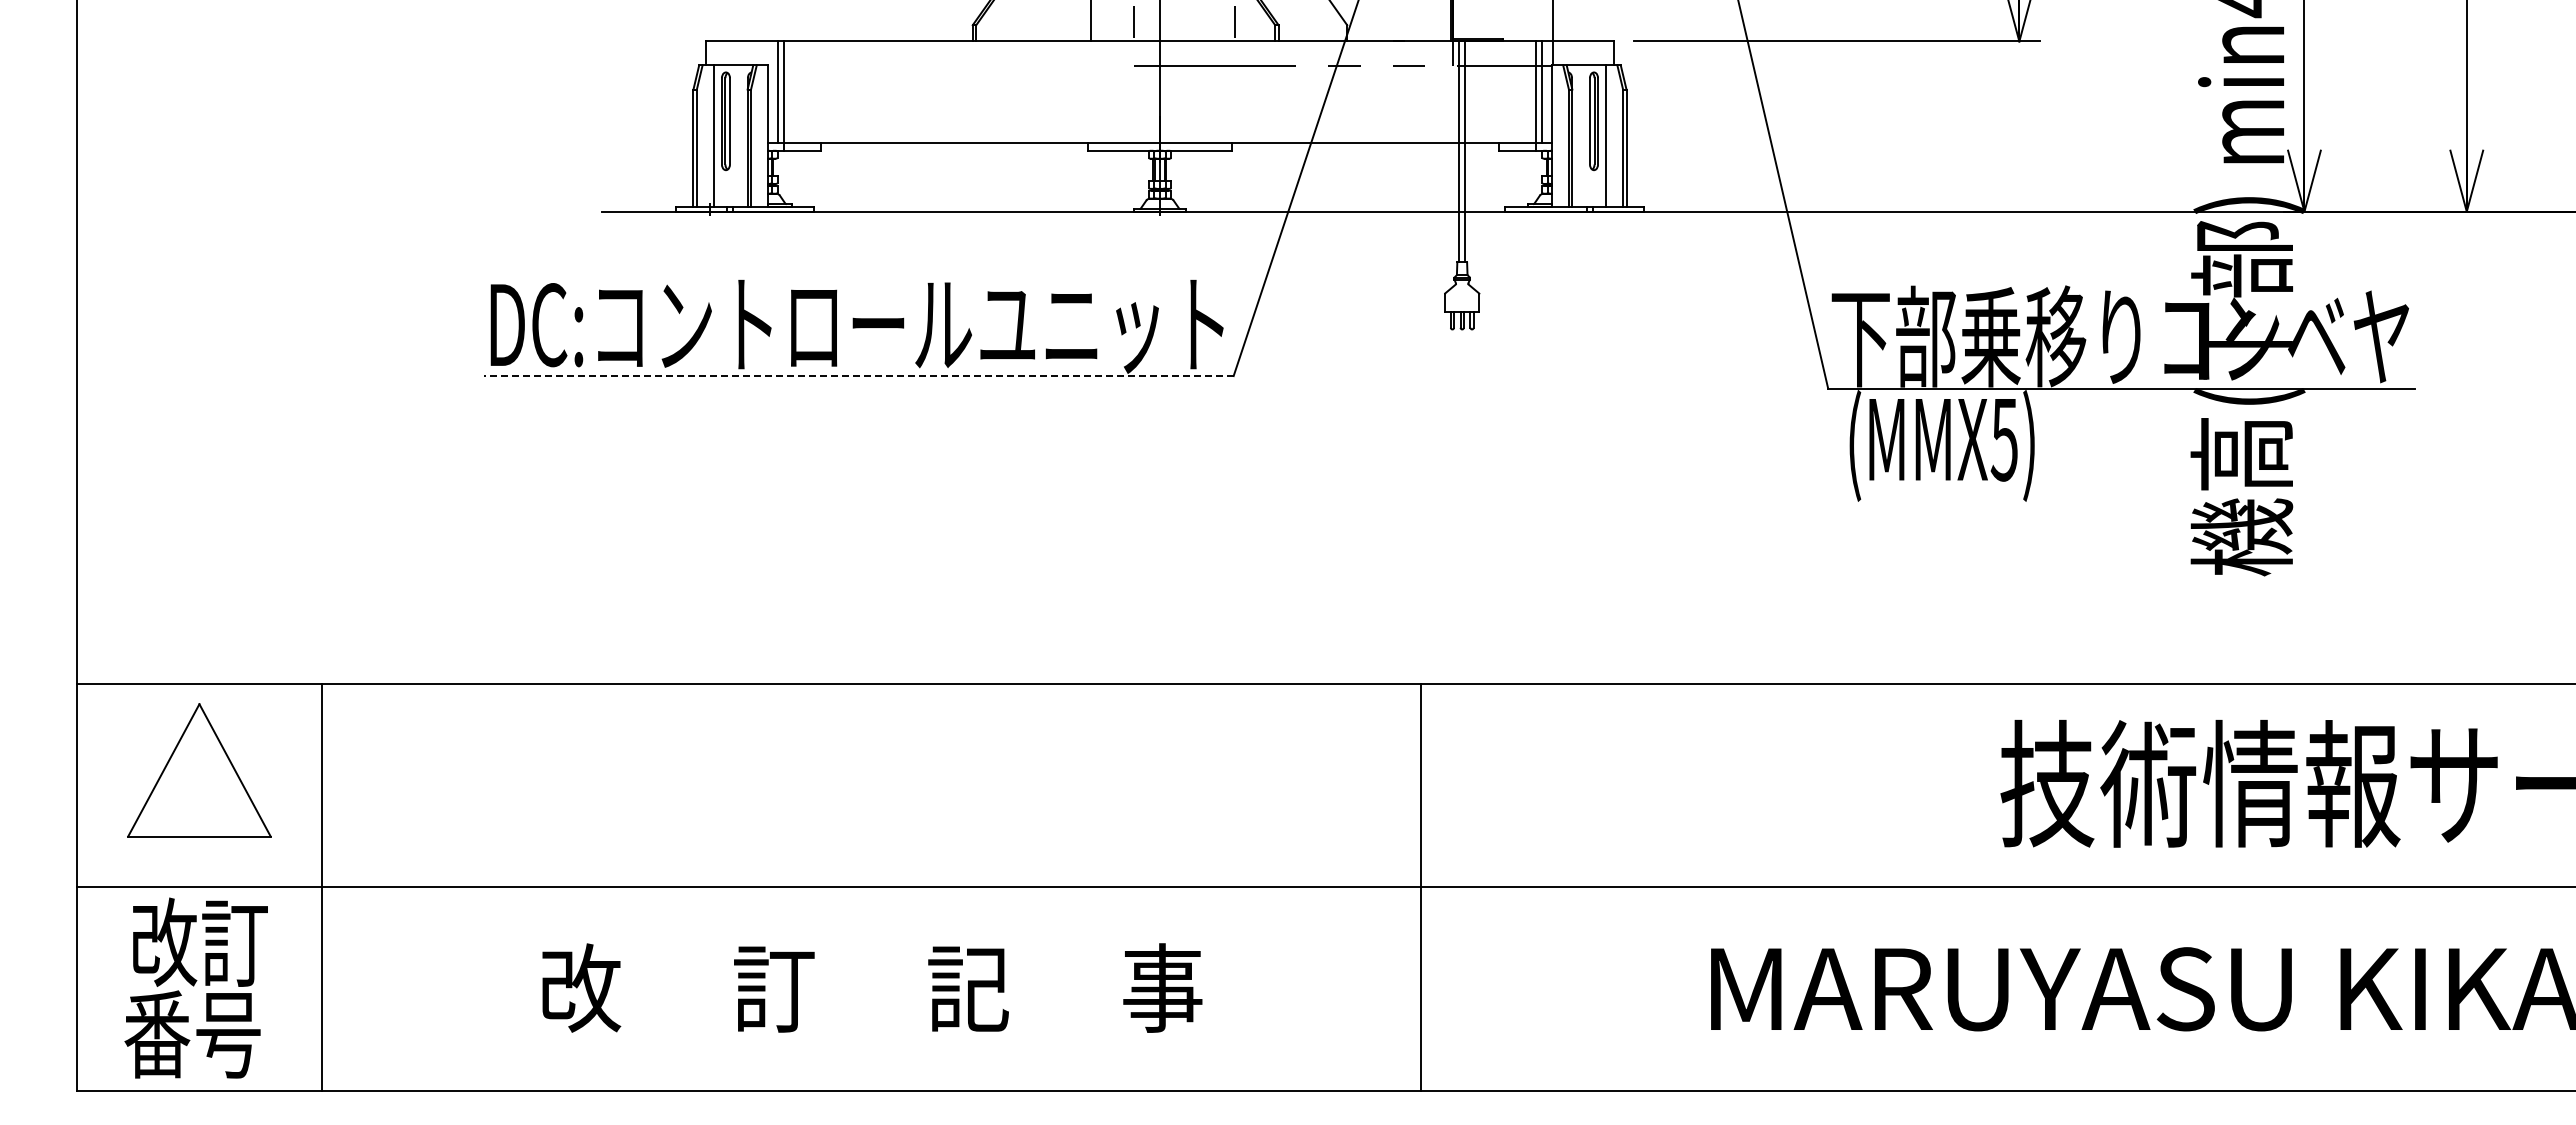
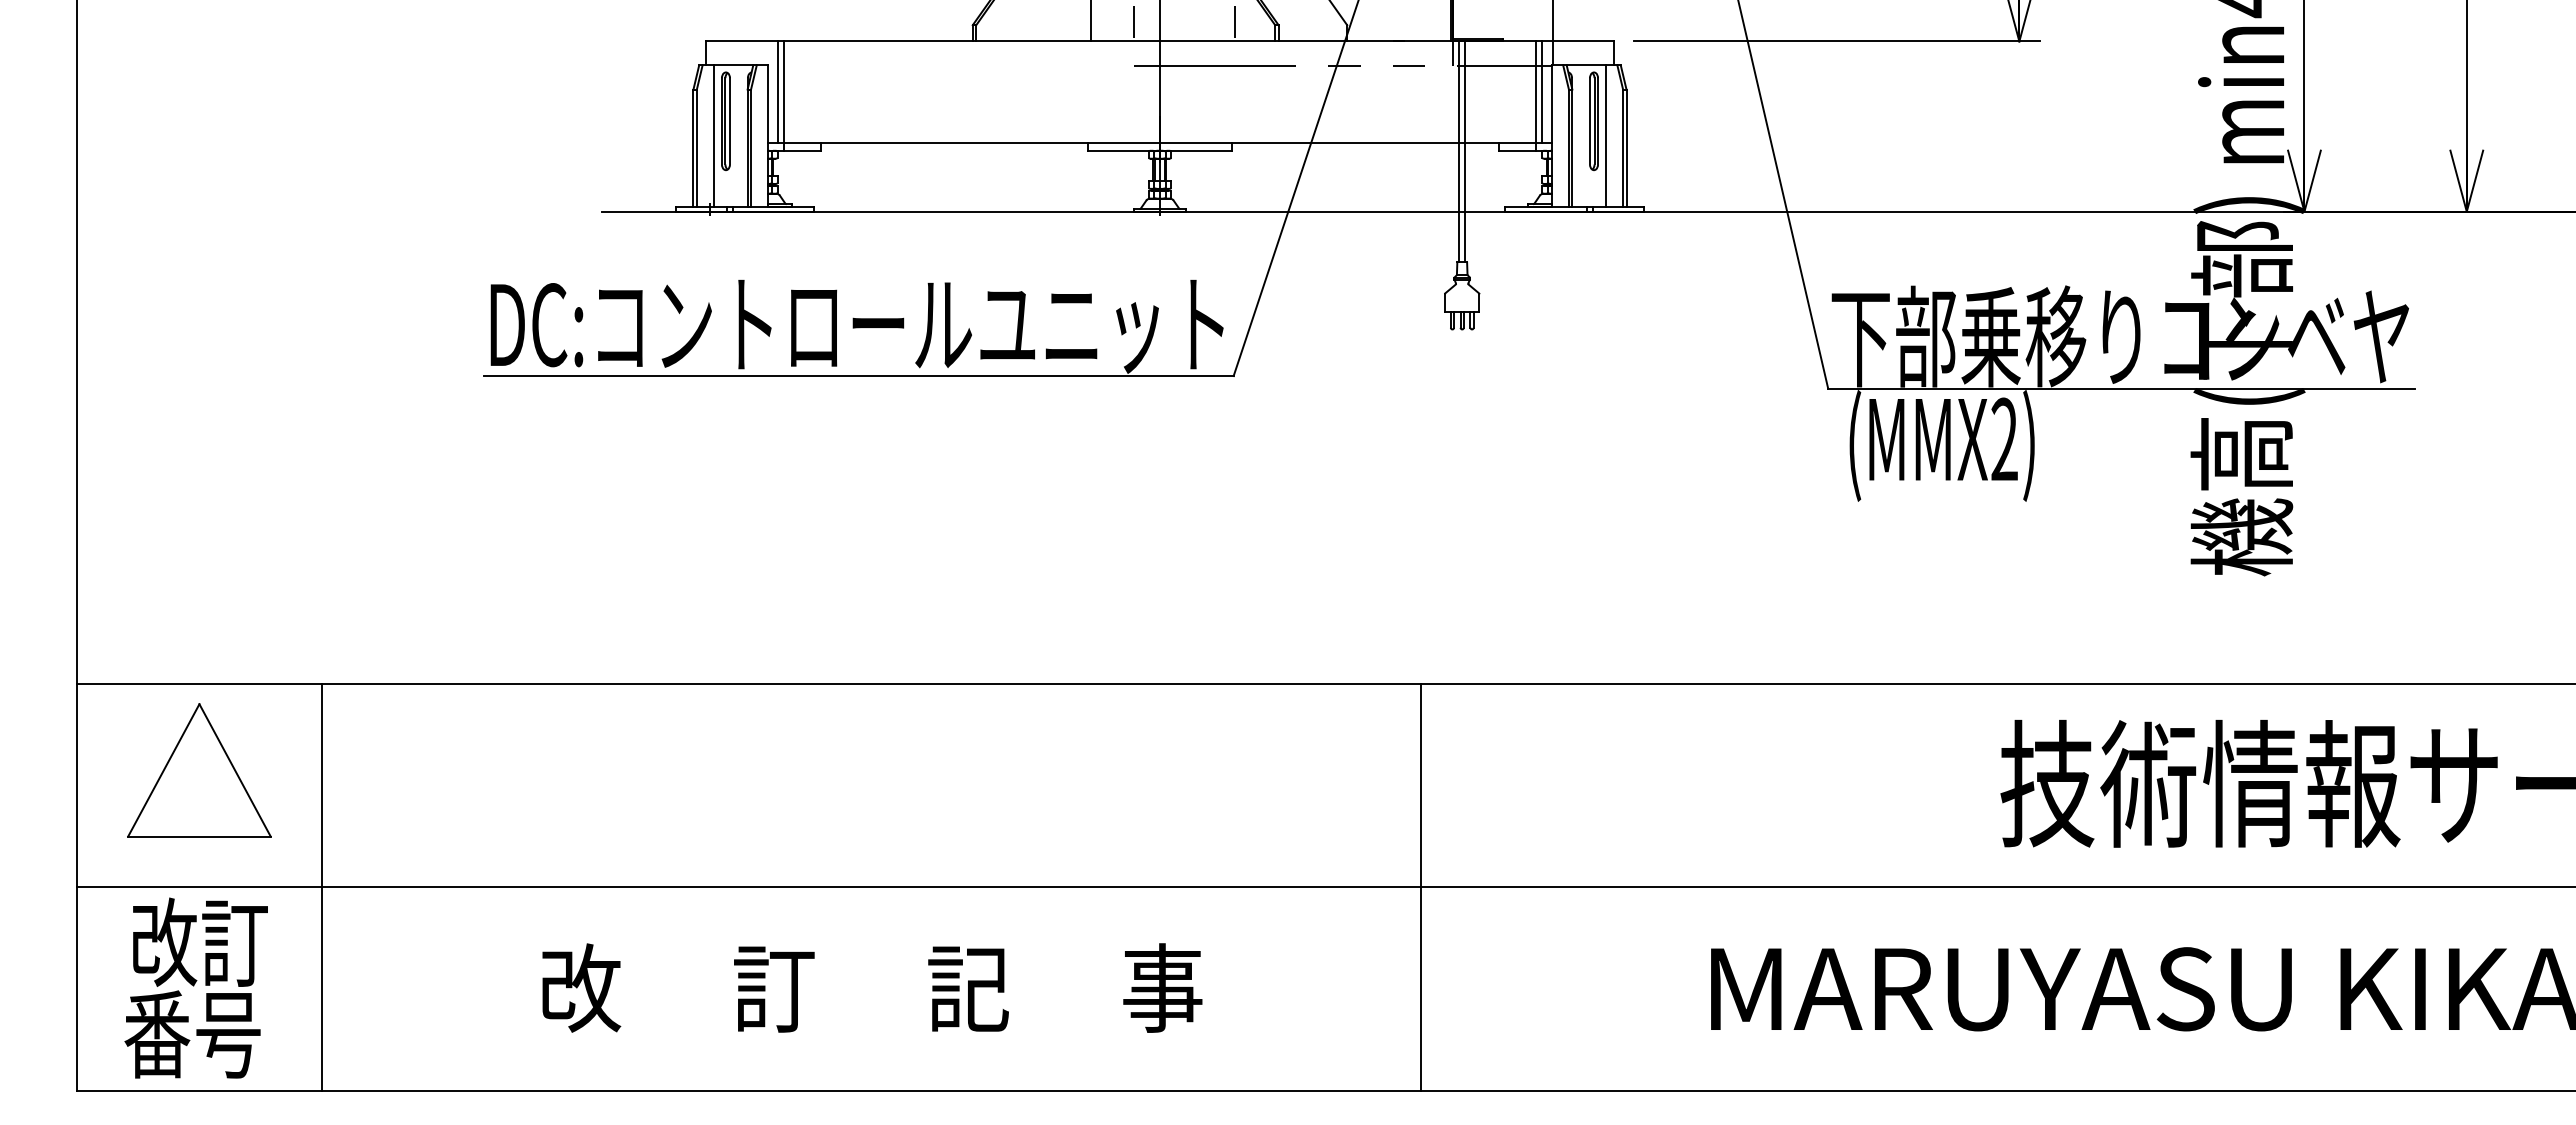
line: dashed -> solid (858, 376)
text: (MMX5) -> (MMX2) (2003, 439)
